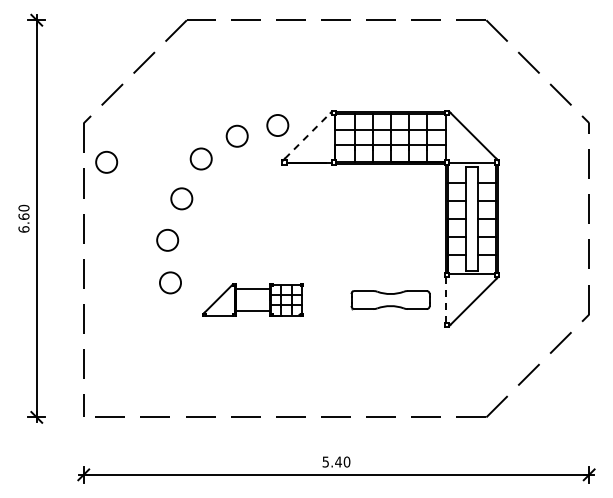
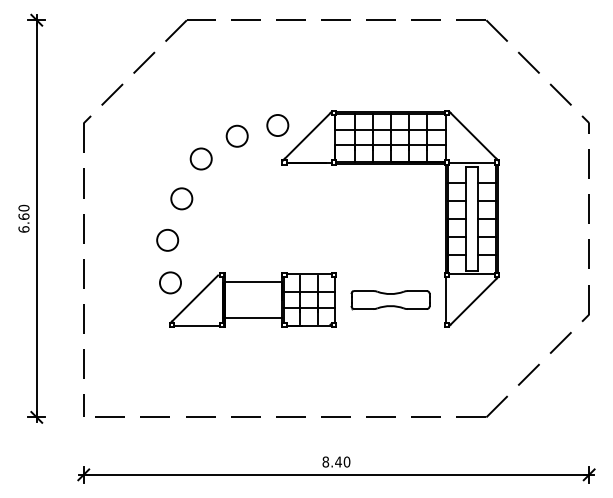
line: dashed -> solid (308, 135)
circle: present -> none (106, 161)
part size: 102x34 px -> 168x56 px (252, 299)
line: dashed -> solid (445, 300)
text: 5.40 -> 8.40 (325, 461)
